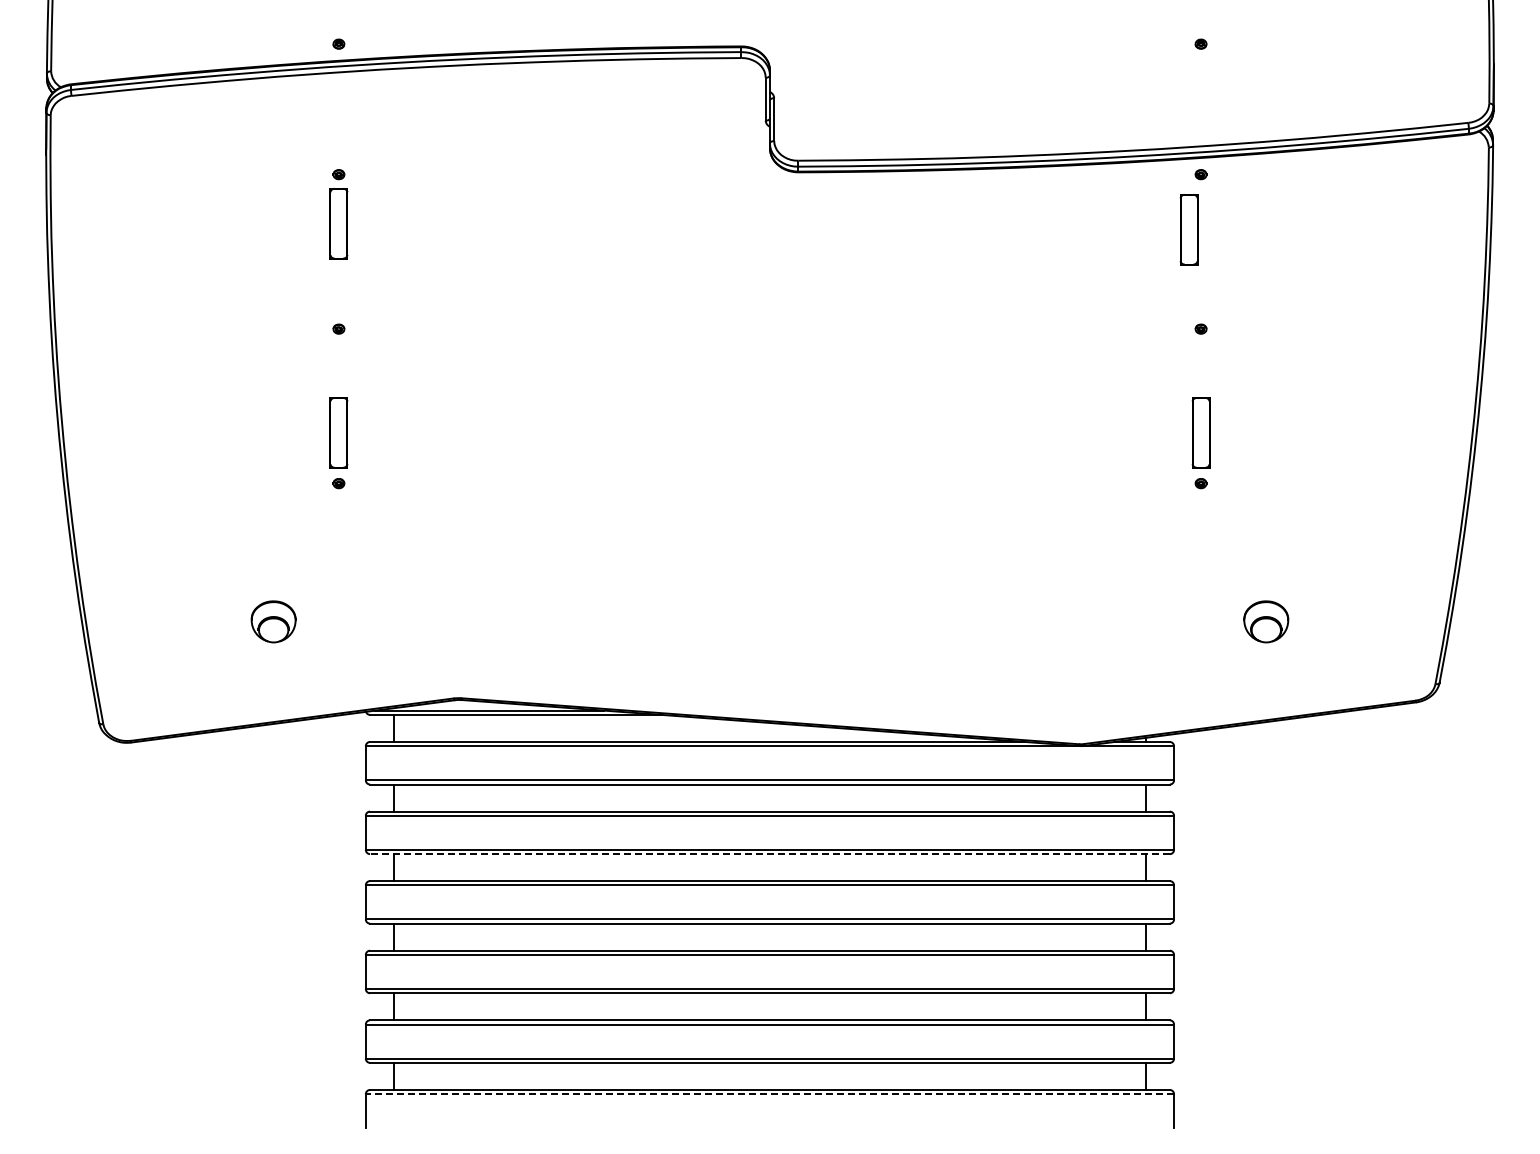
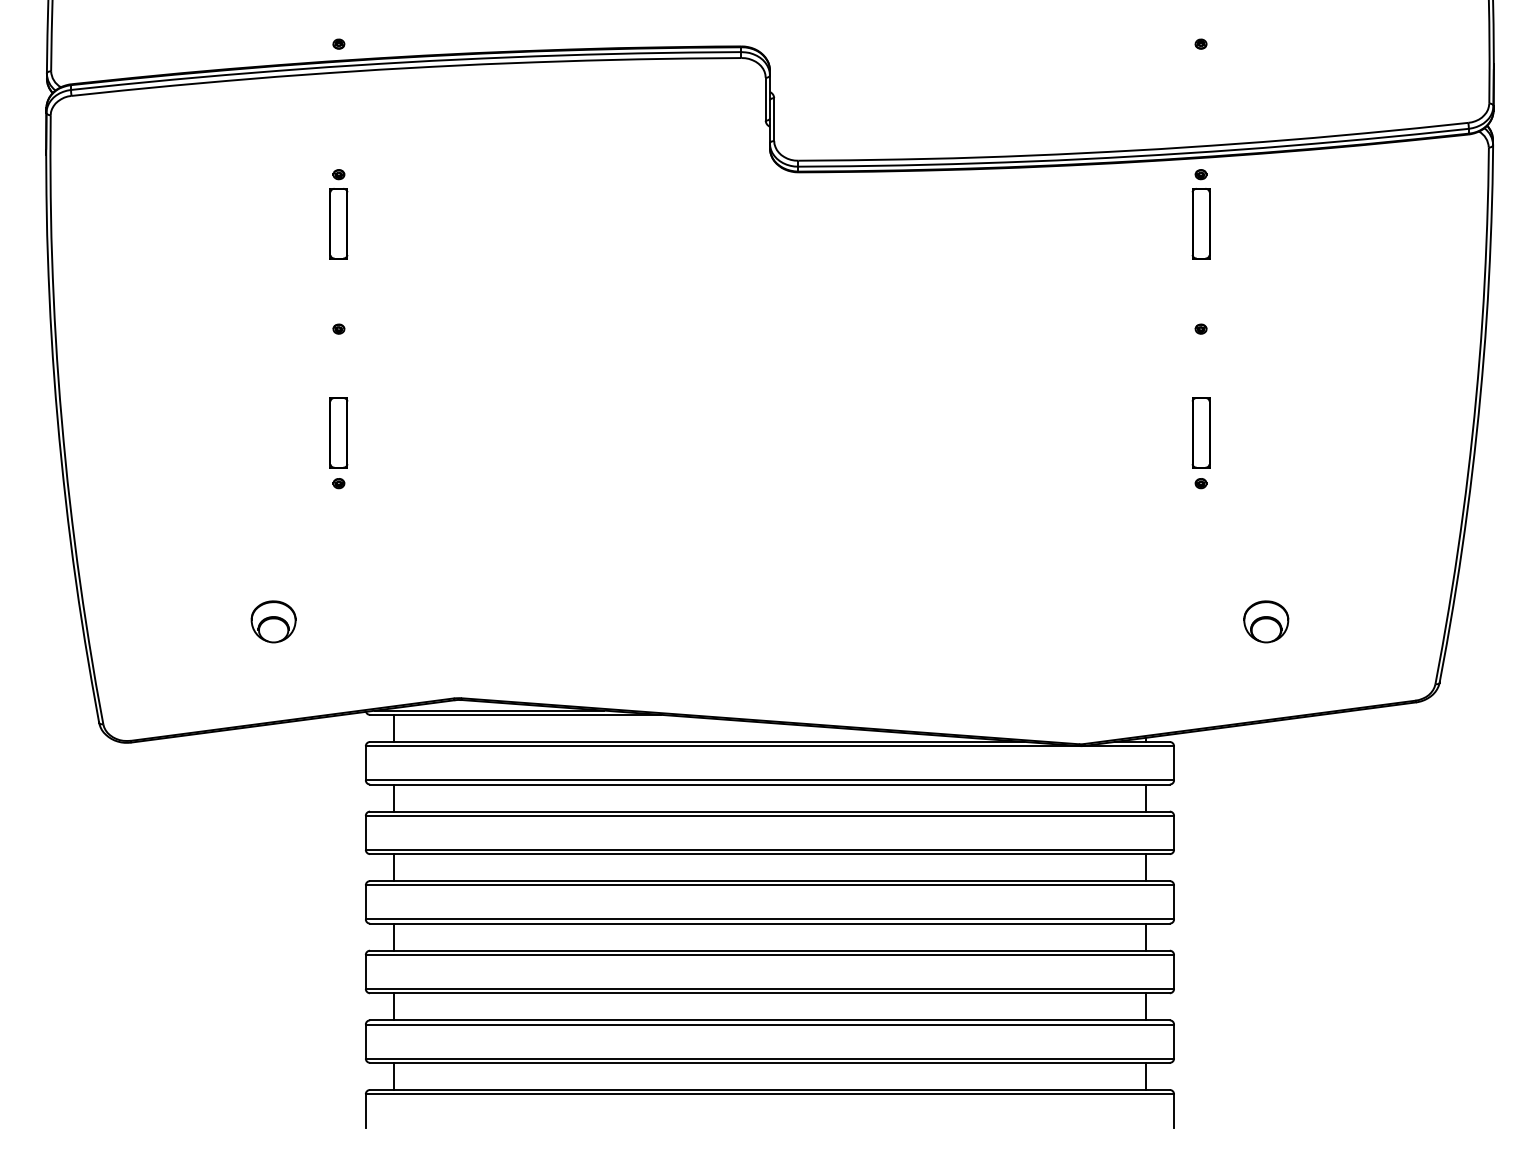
part position: (1188, 229) -> (1200, 223) (1200, 223)
line: dashed -> solid (769, 854)
line: dashed -> solid (769, 1094)
